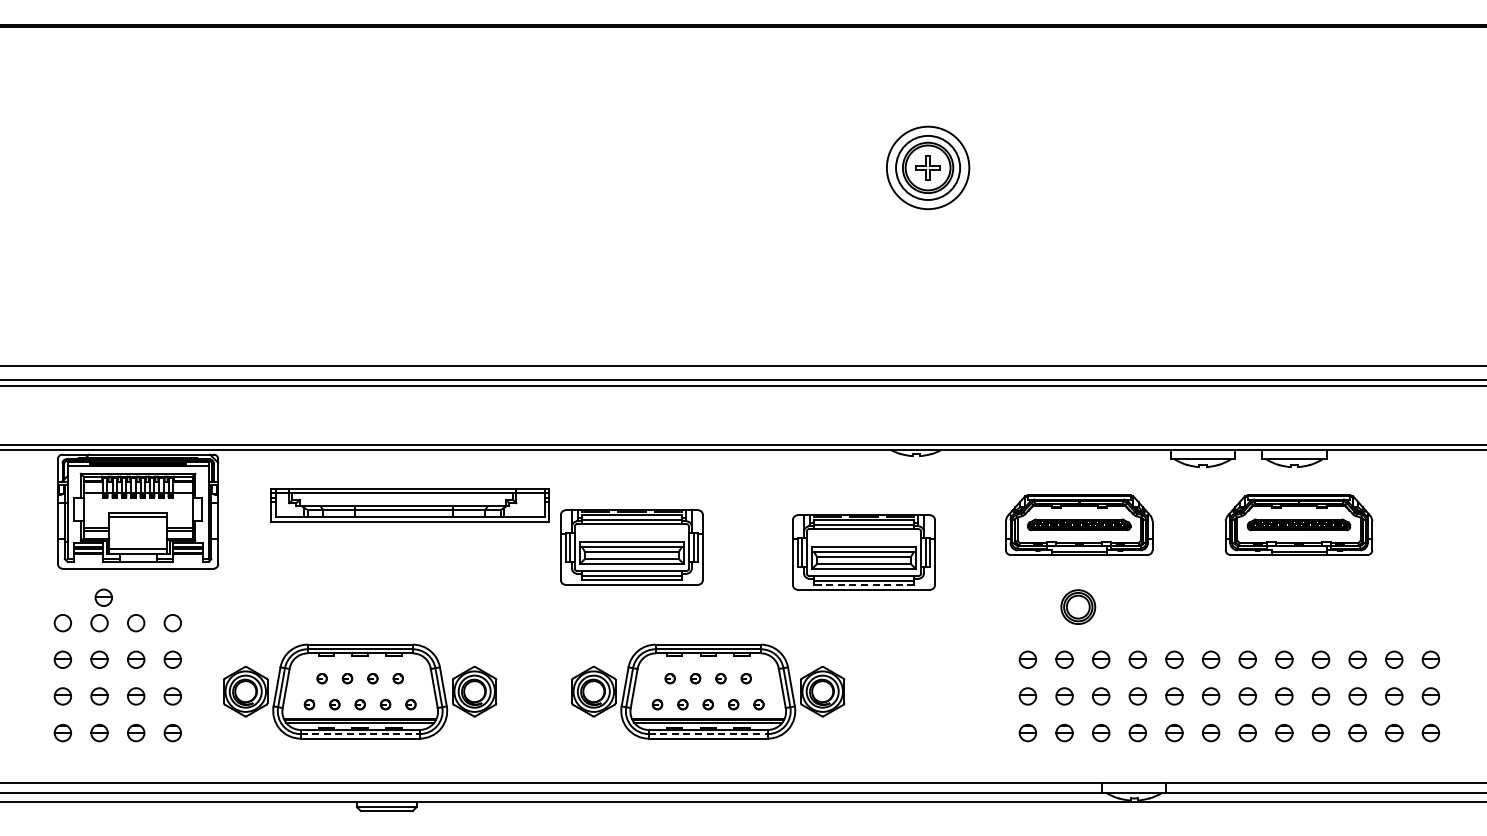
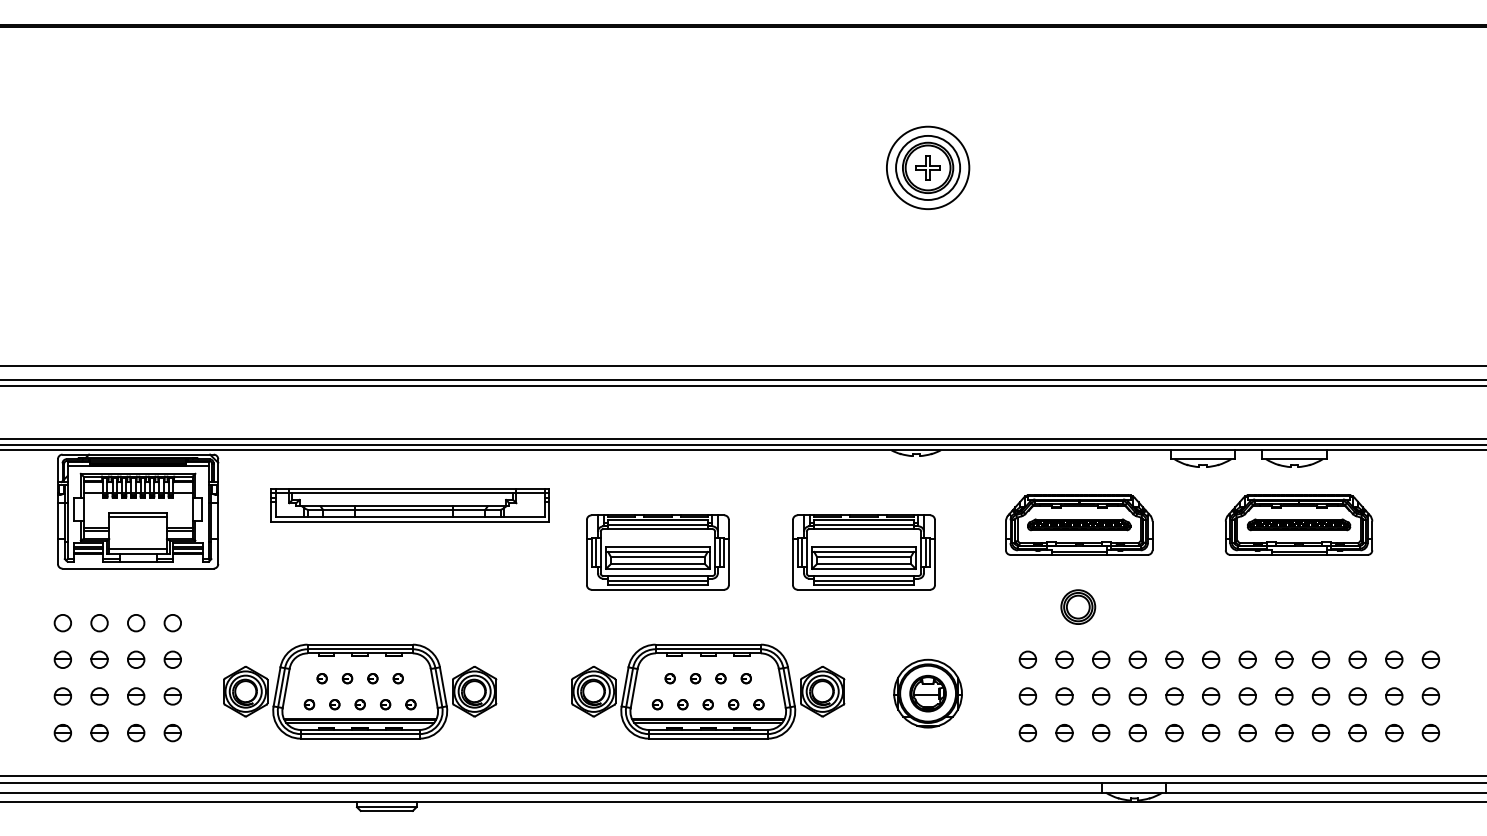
line: none -> present (742, 439)
part position: (631, 547) -> (657, 552) (657, 552)
line: dashed -> solid (863, 585)
part: present -> none (103, 597)
part: none -> present (927, 693)
line: dashed -> solid (360, 734)
line: dashed -> solid (708, 734)
line: none -> present (742, 776)
